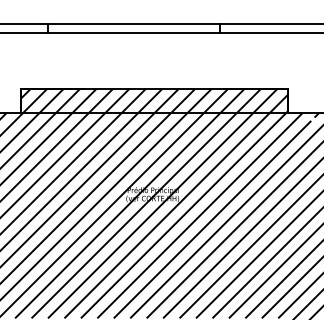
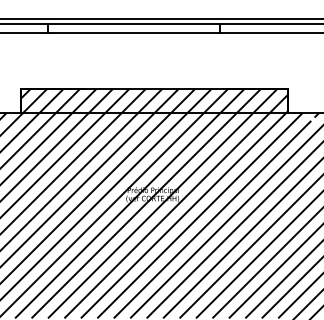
line: none -> present (161, 19)
